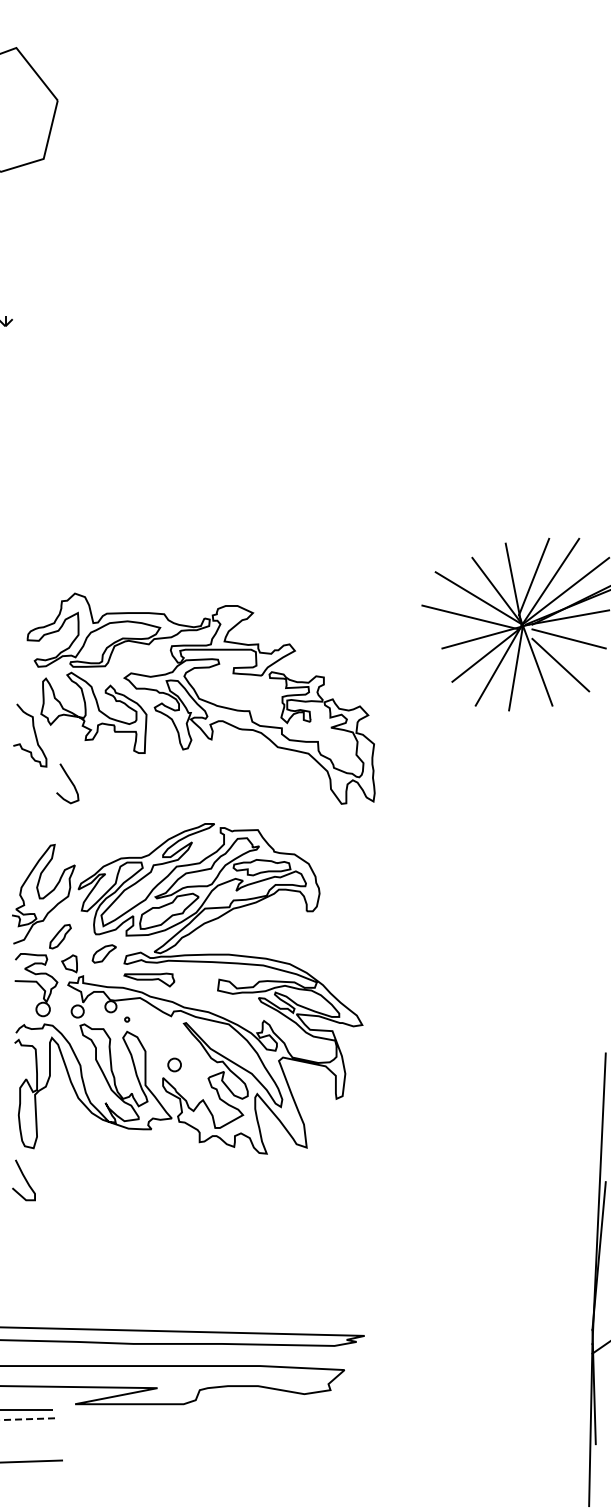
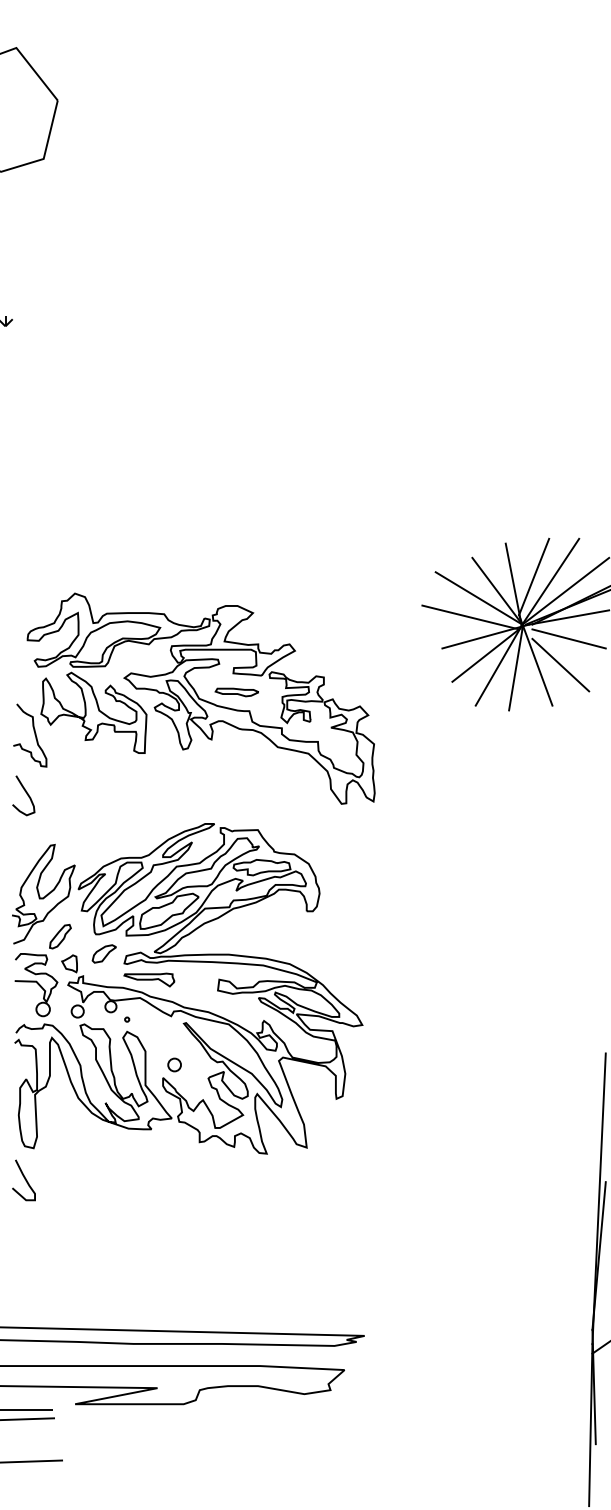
part: none -> present (236, 692)
curve position: (70, 782) -> (26, 794) (26, 794)
line: dashed -> solid (27, 1419)
